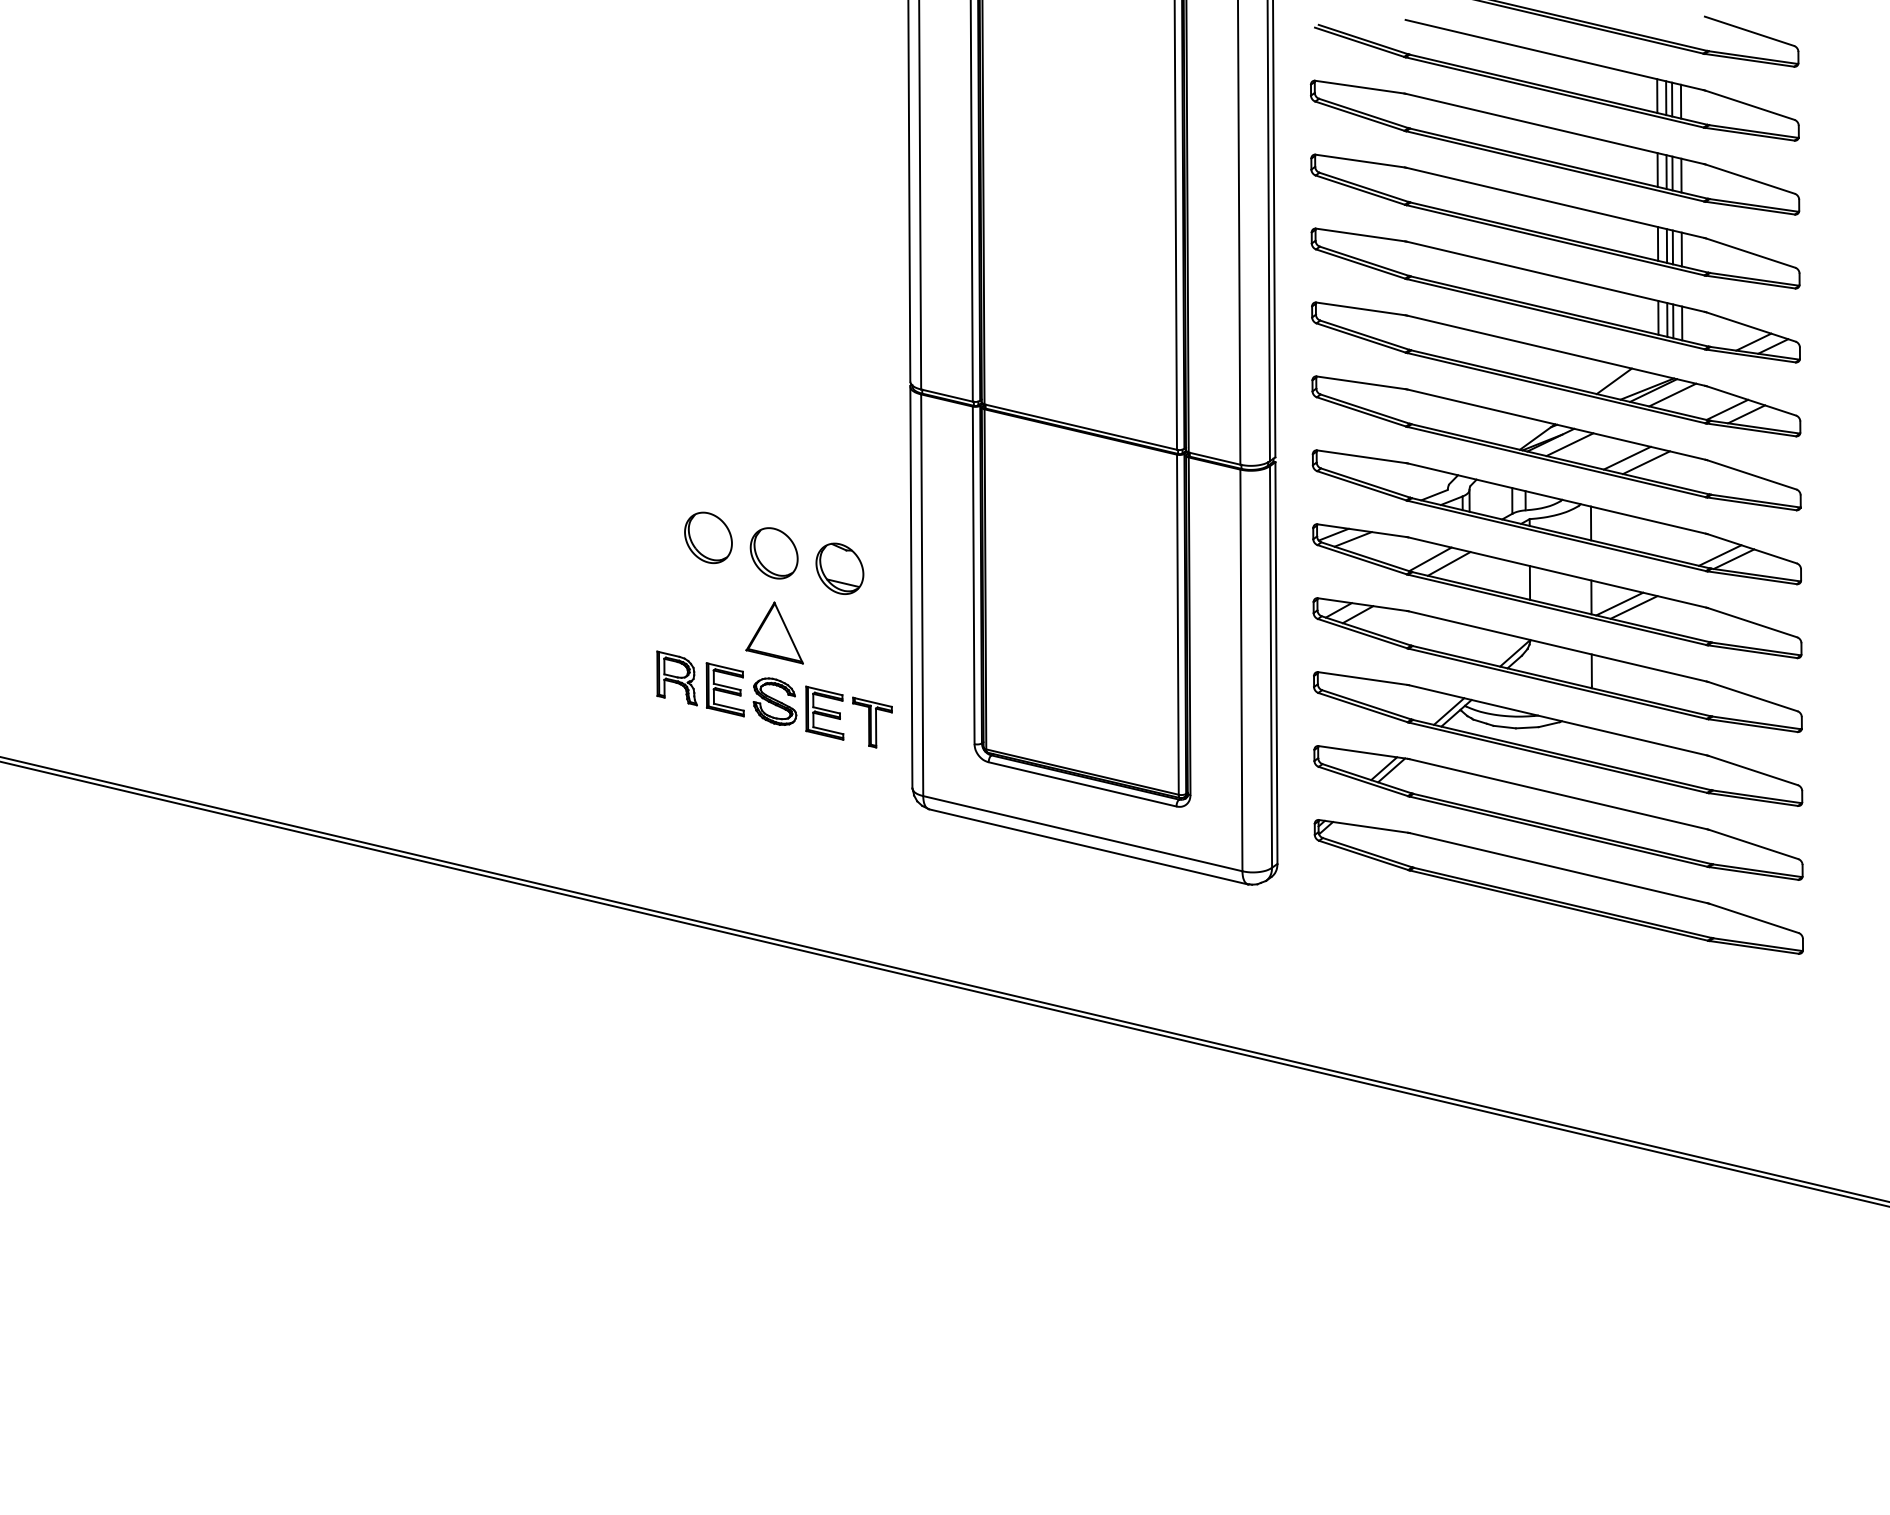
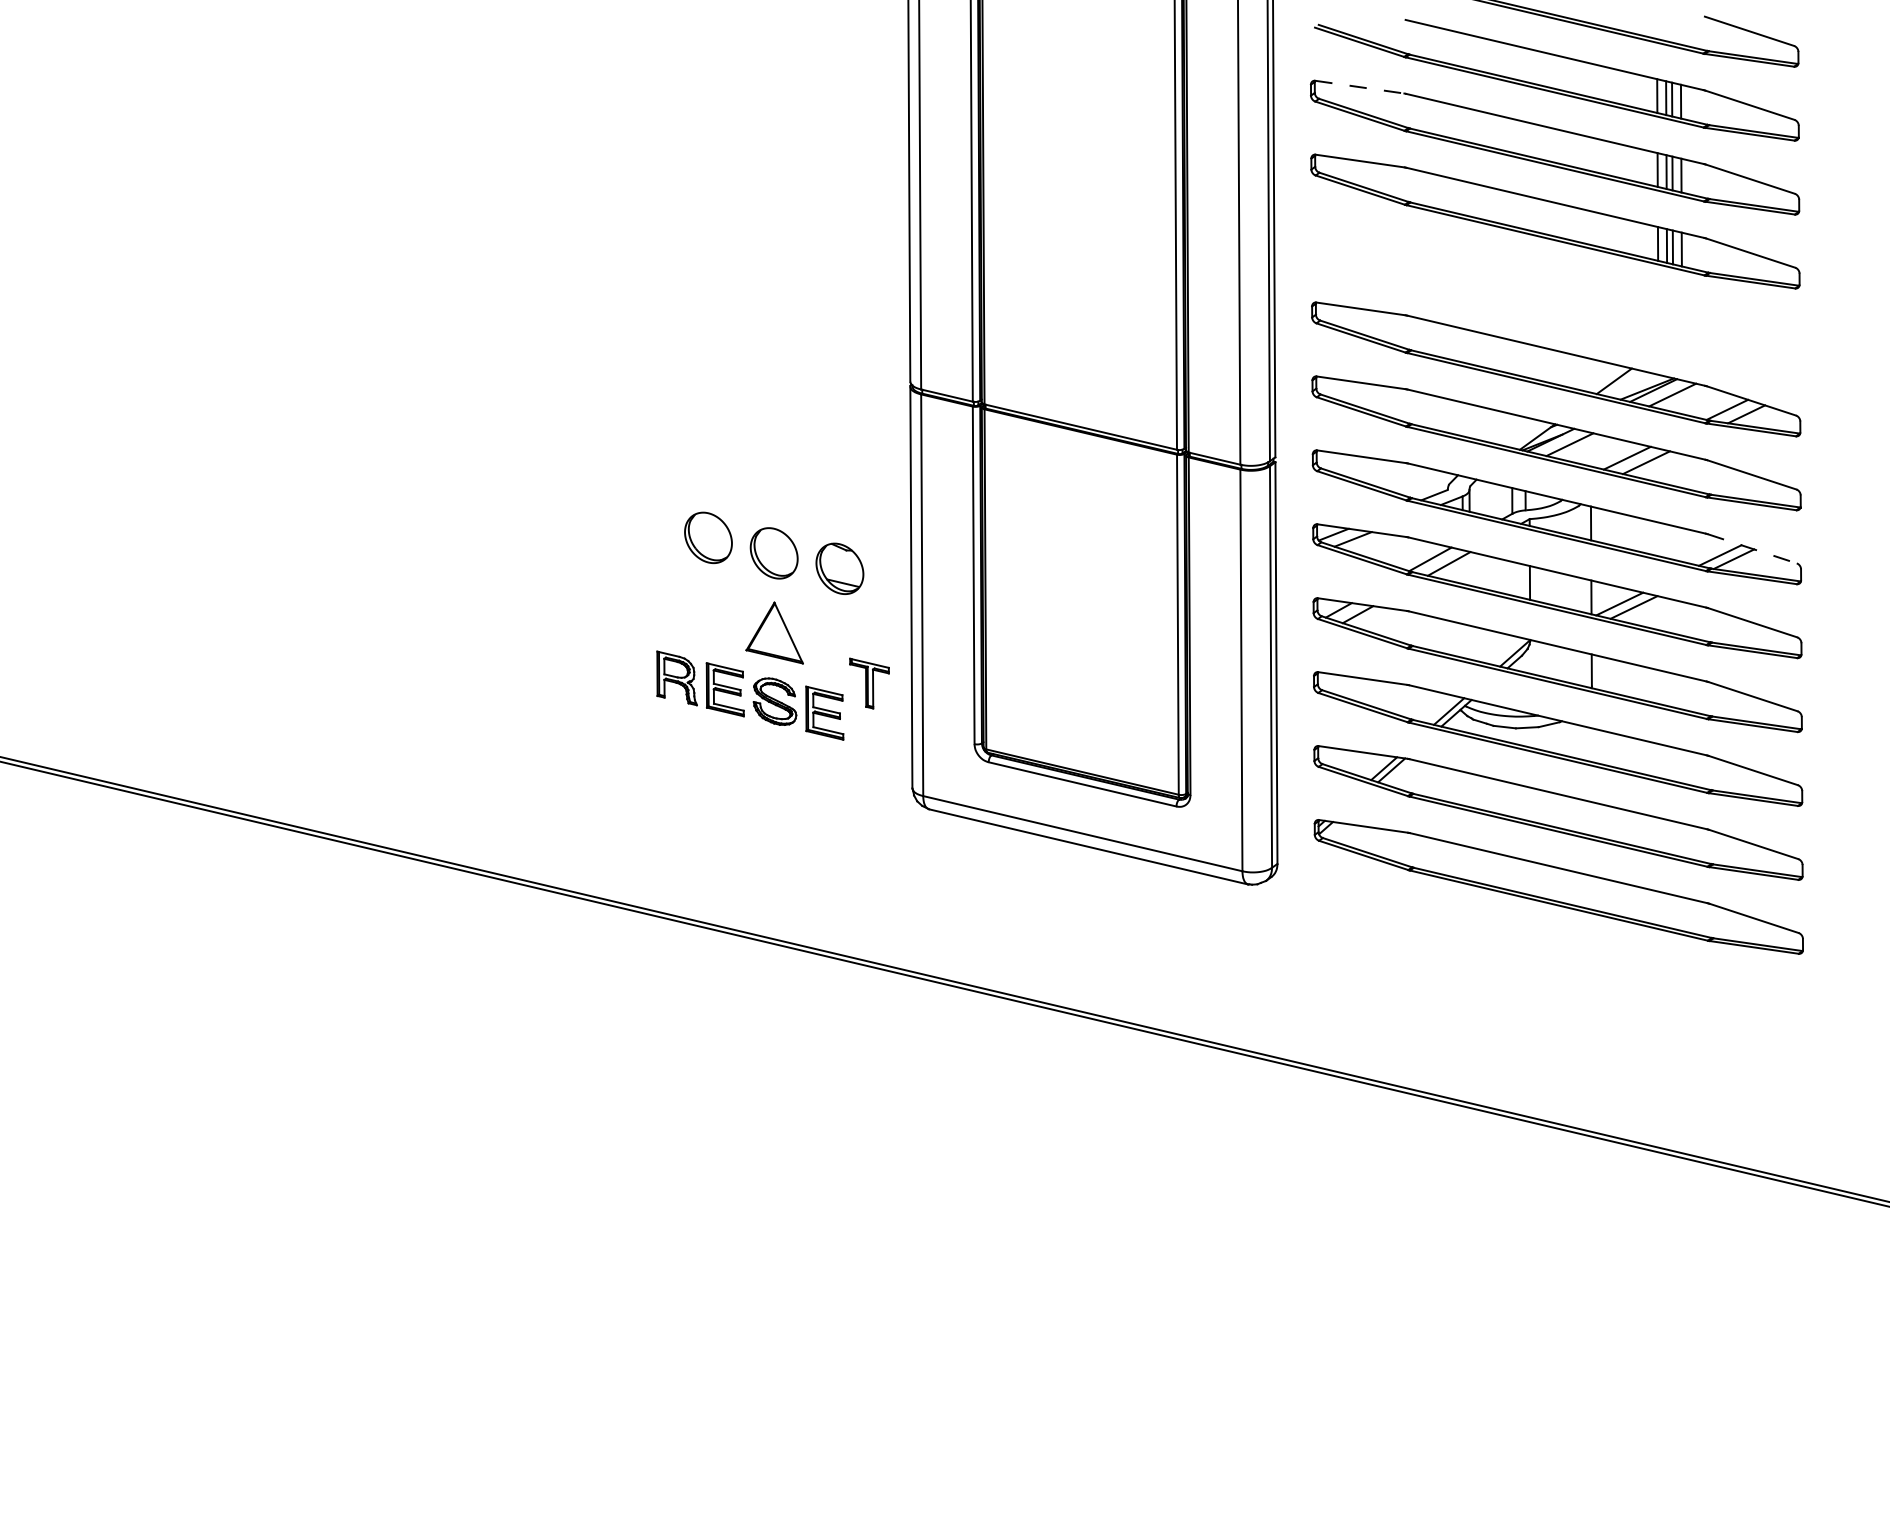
line: solid -> dashed (1360, 87)
part: present -> none (1555, 295)
line: solid -> dashed (1752, 548)
part position: (872, 722) -> (869, 683) (869, 683)
